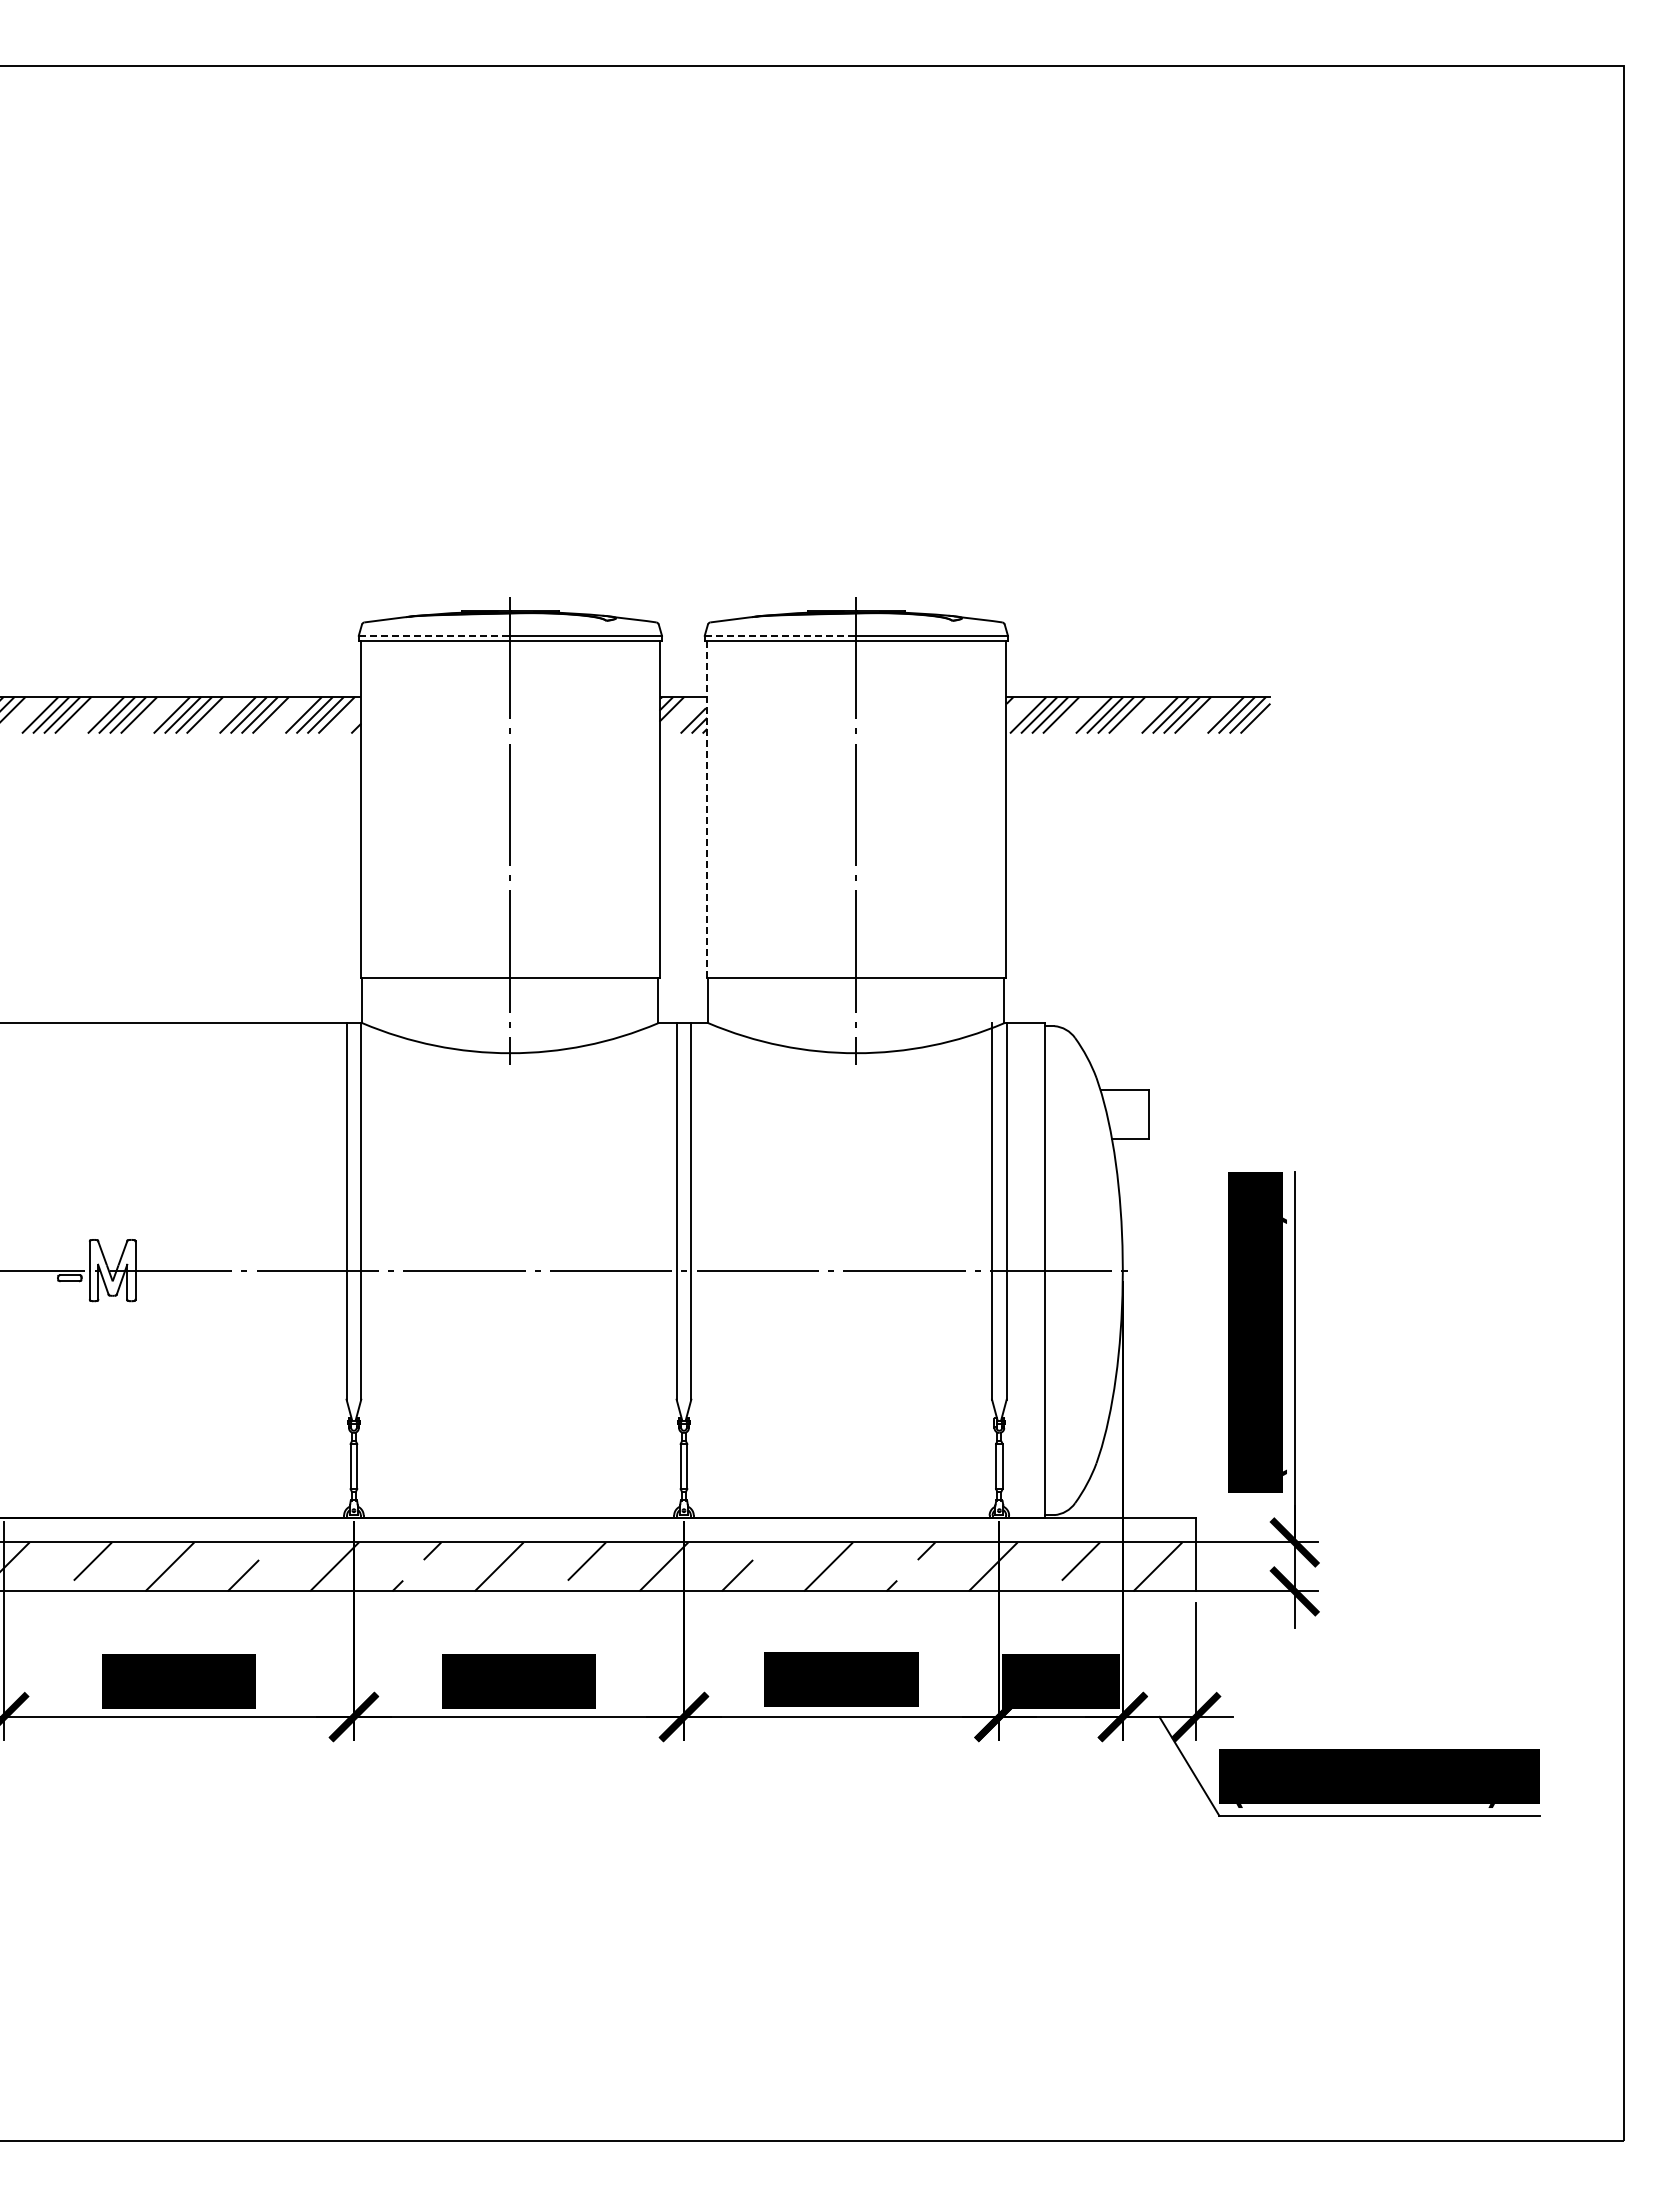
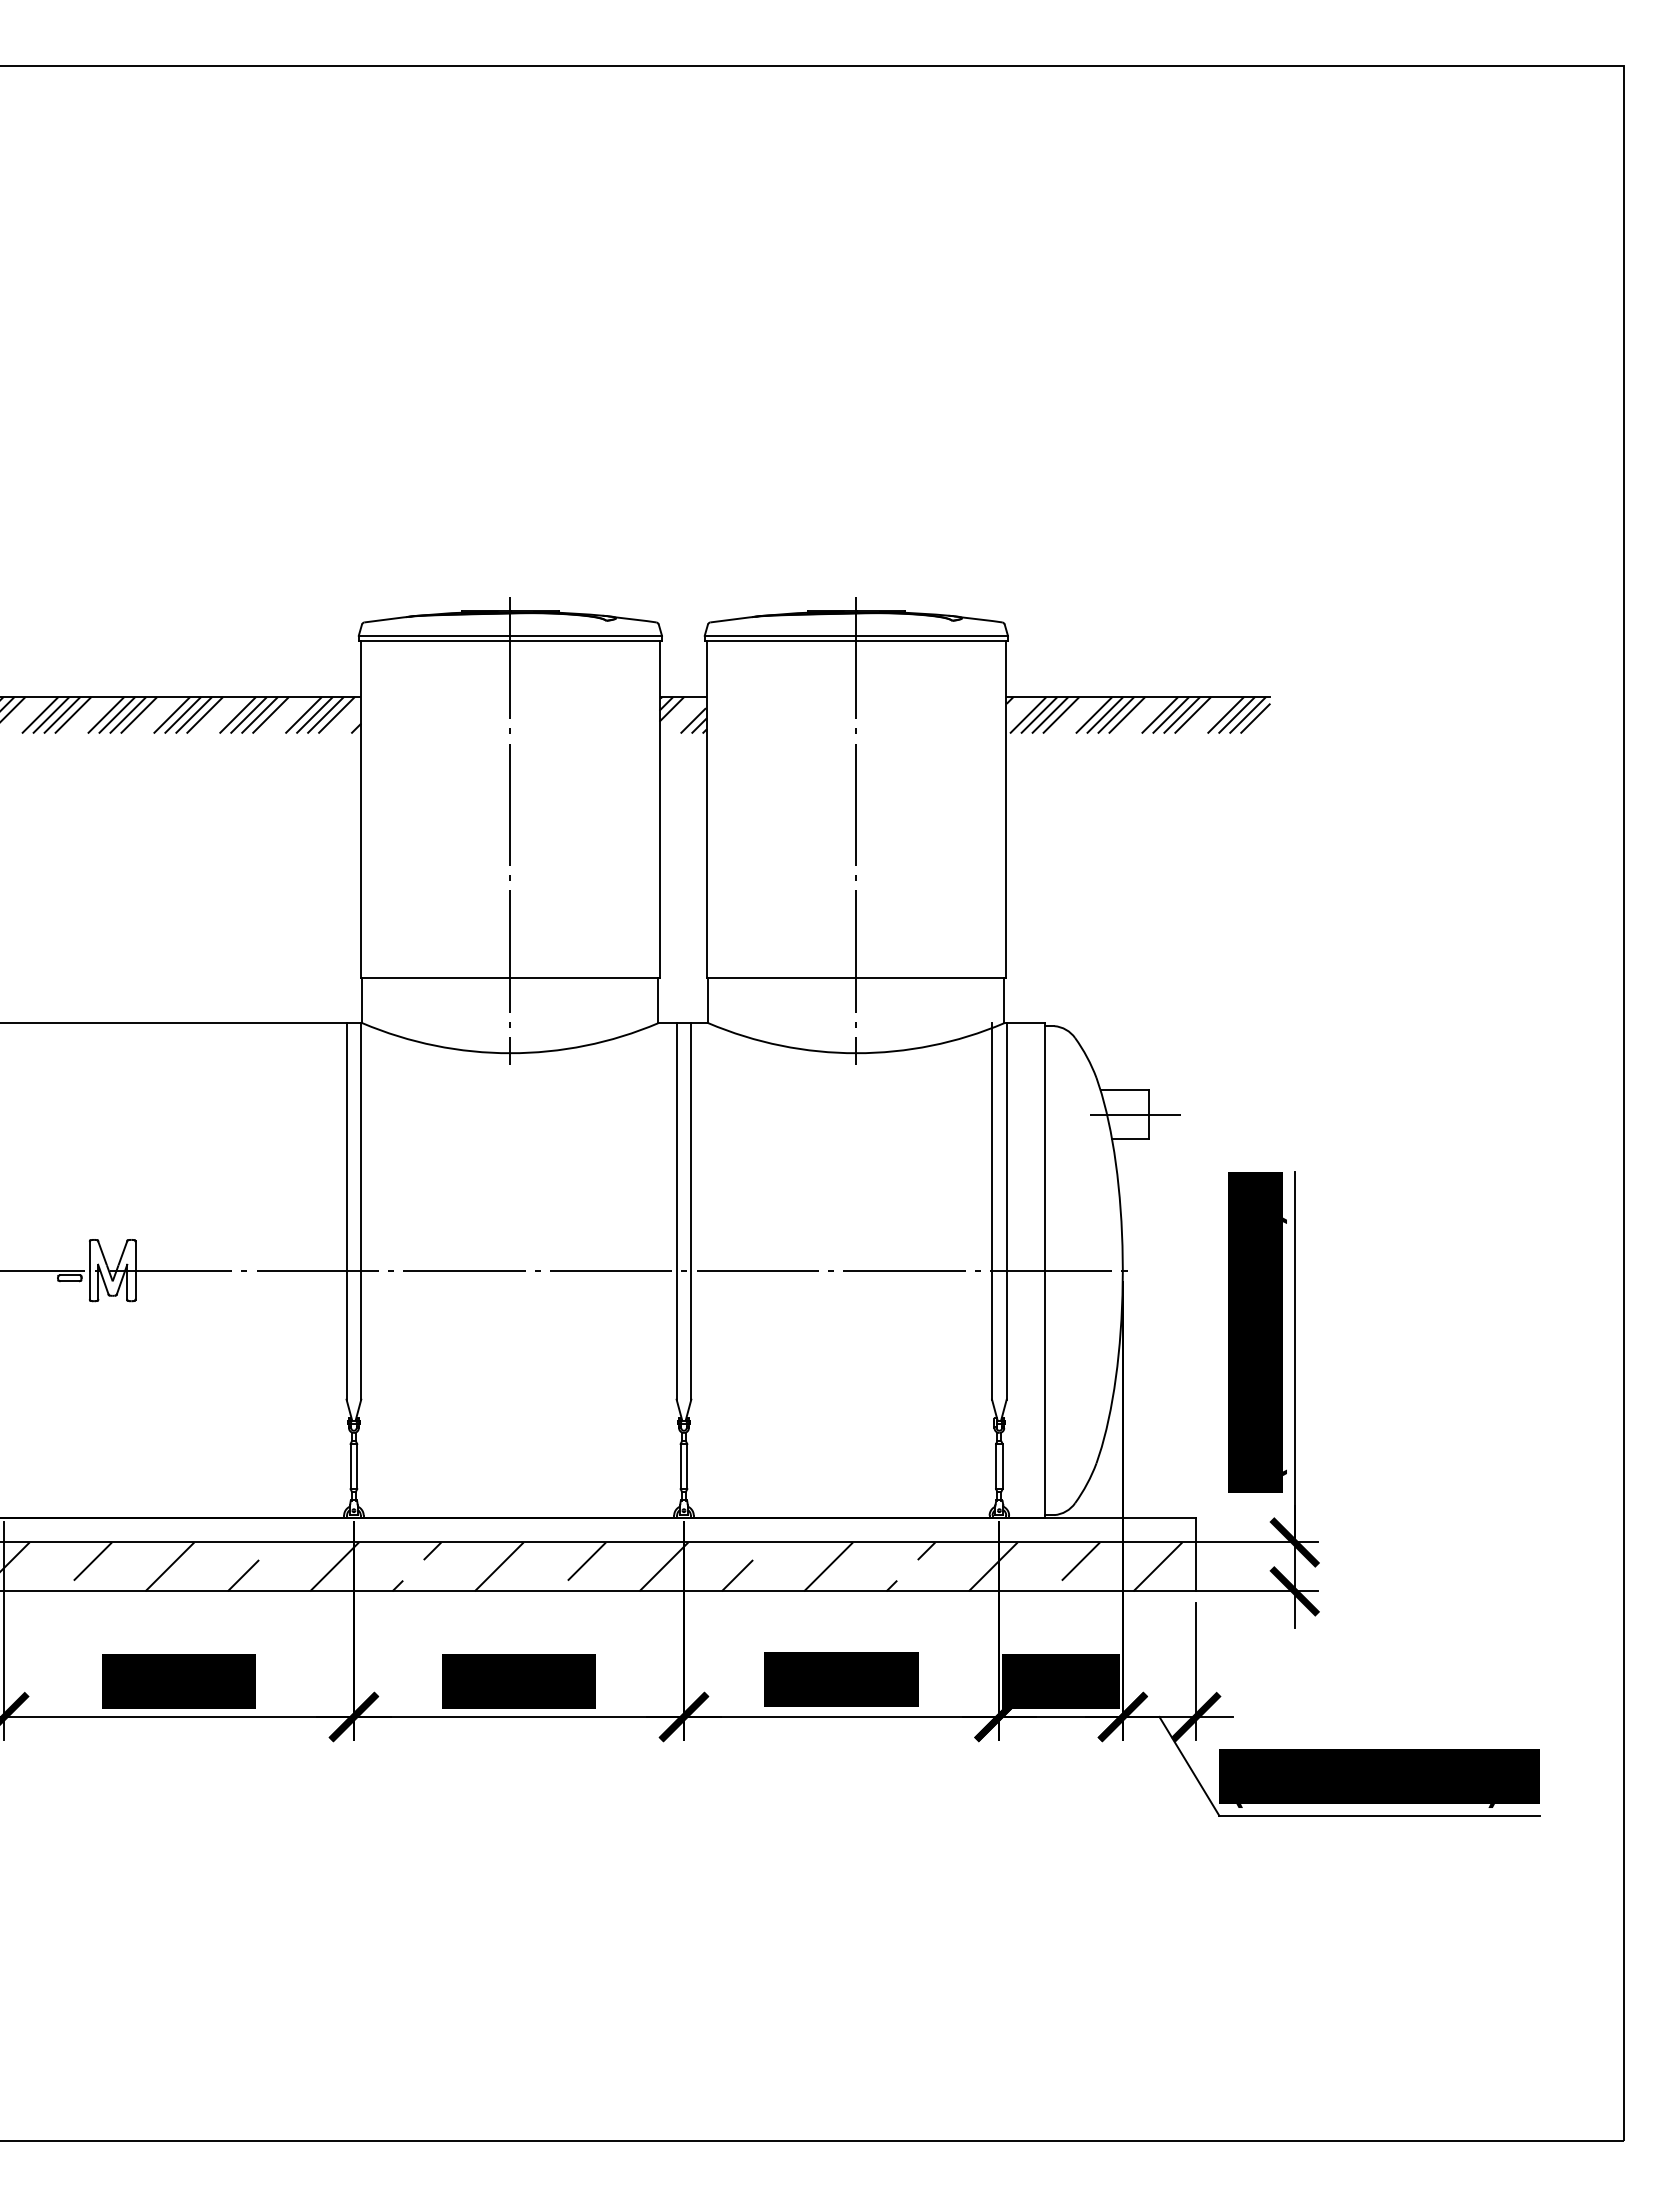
line: dashed -> solid (434, 635)
line: dashed -> solid (780, 635)
line: dashed -> solid (707, 809)
line: none -> present (1135, 1114)
